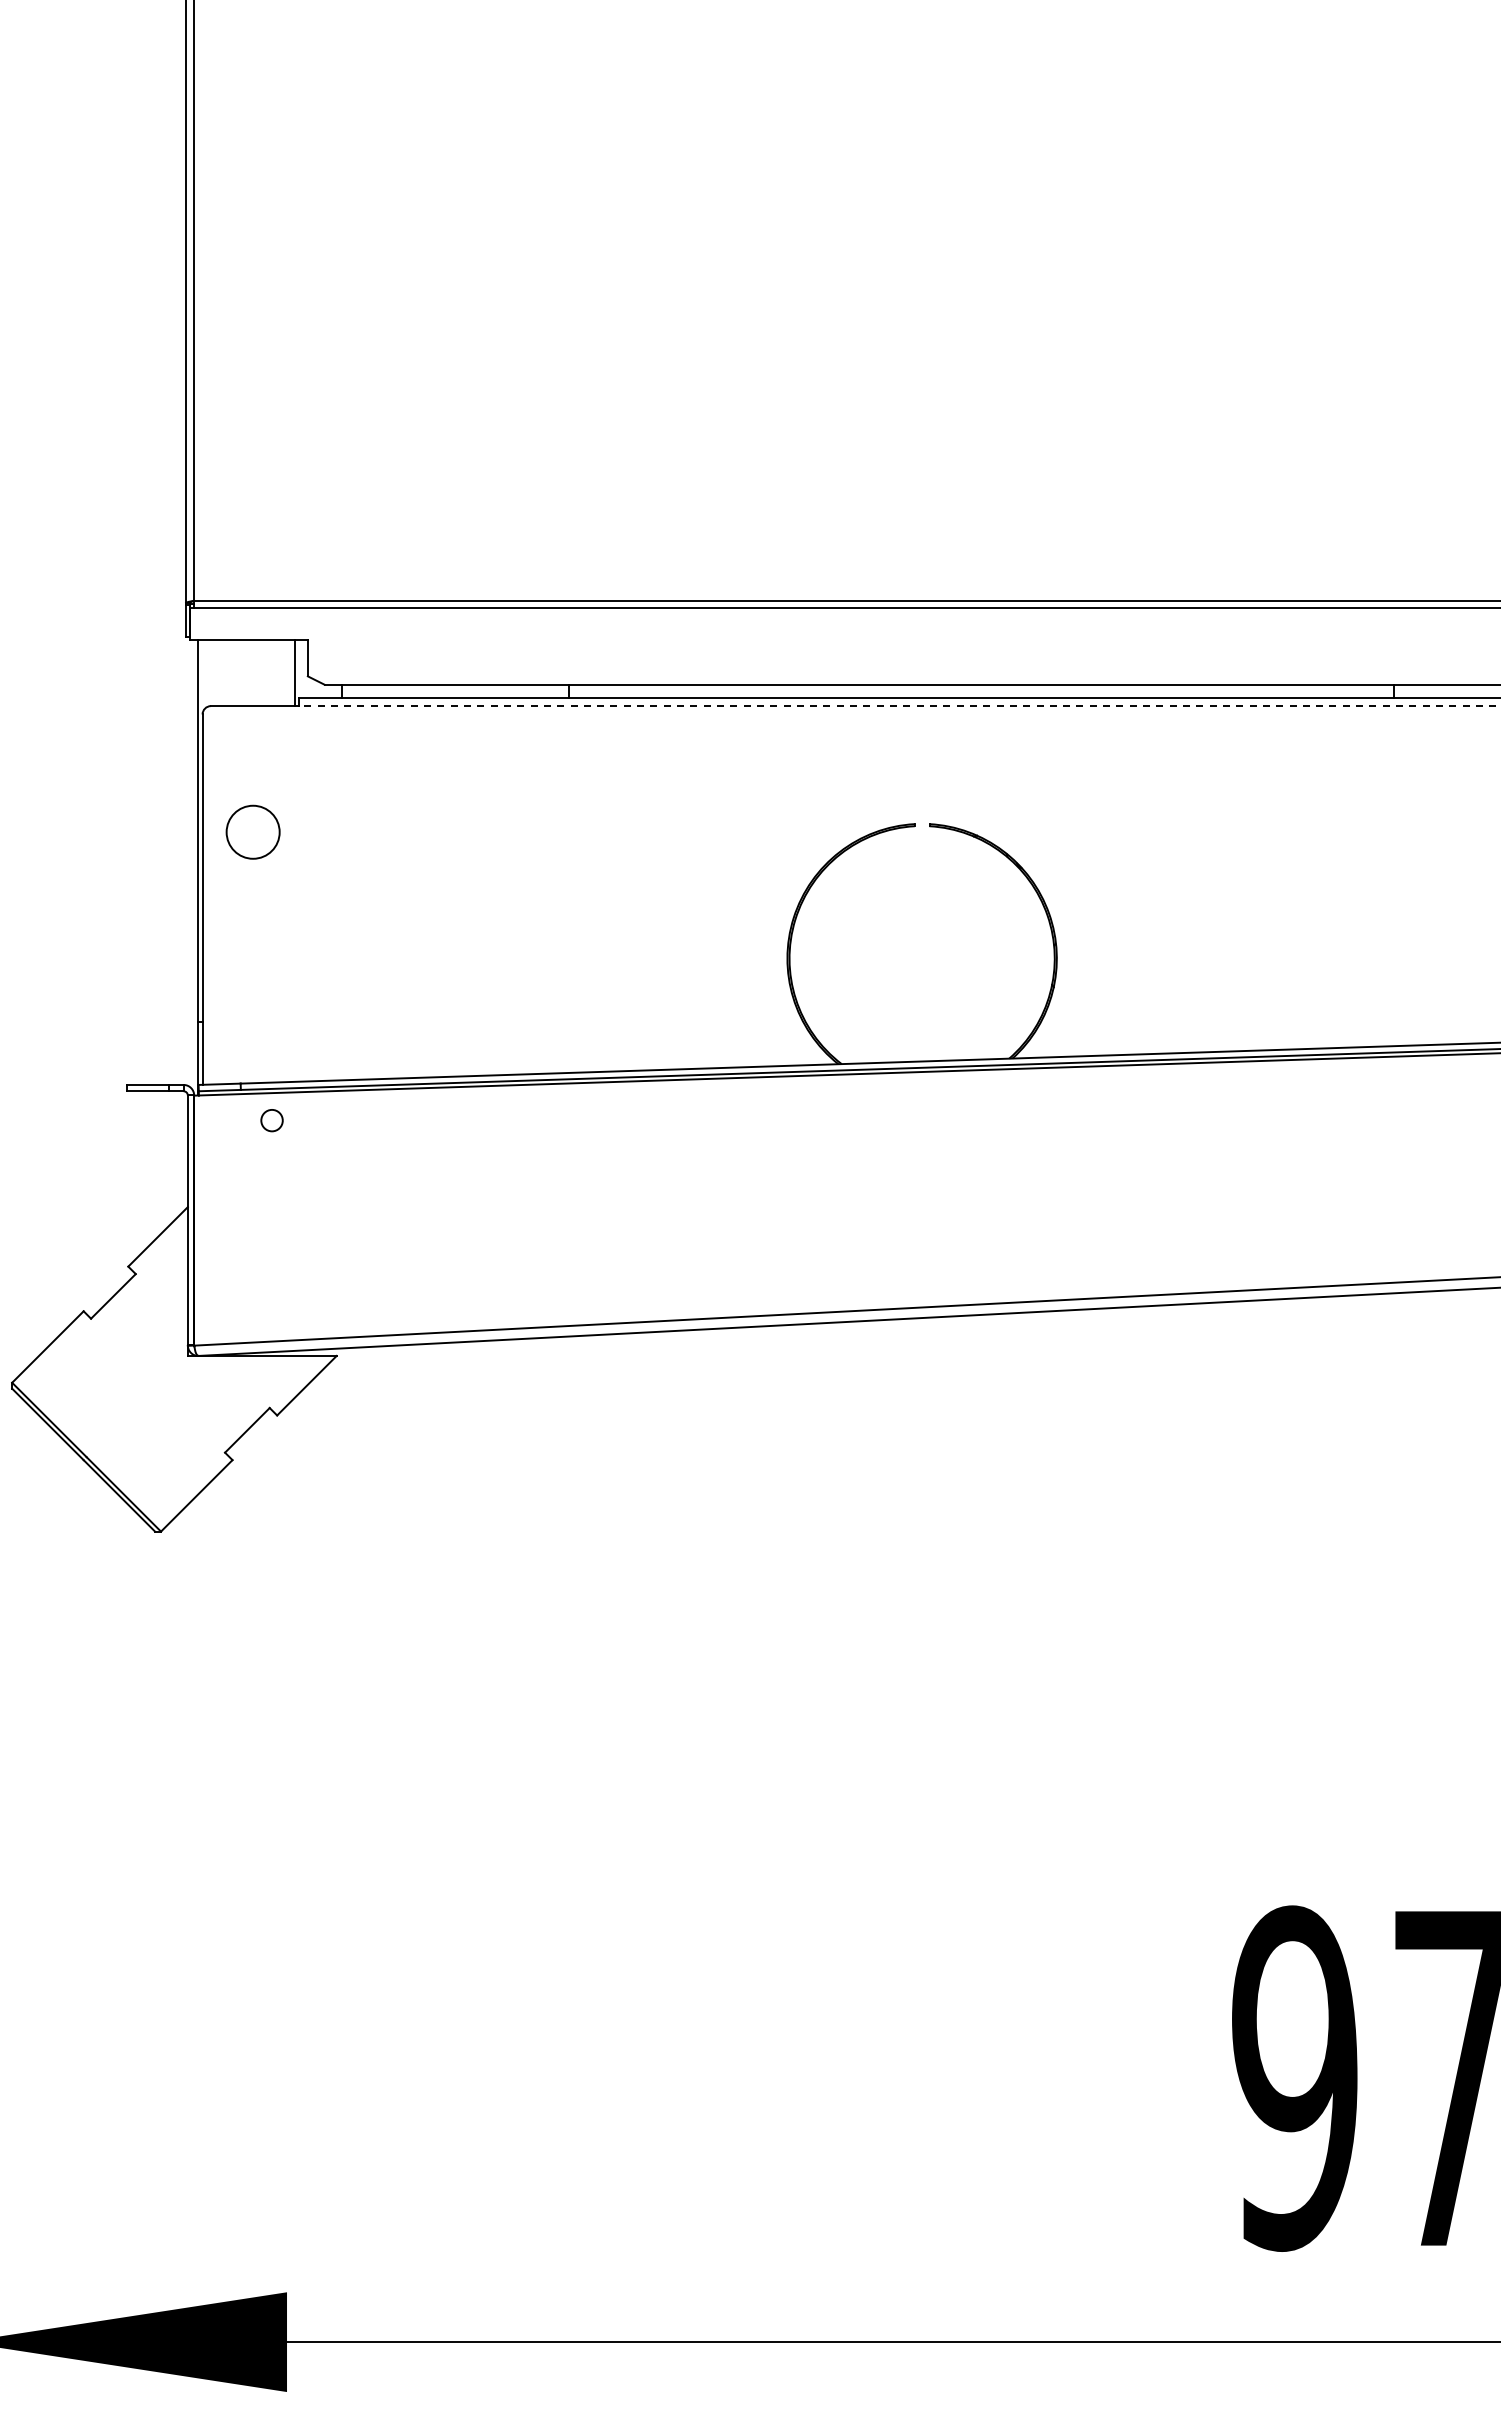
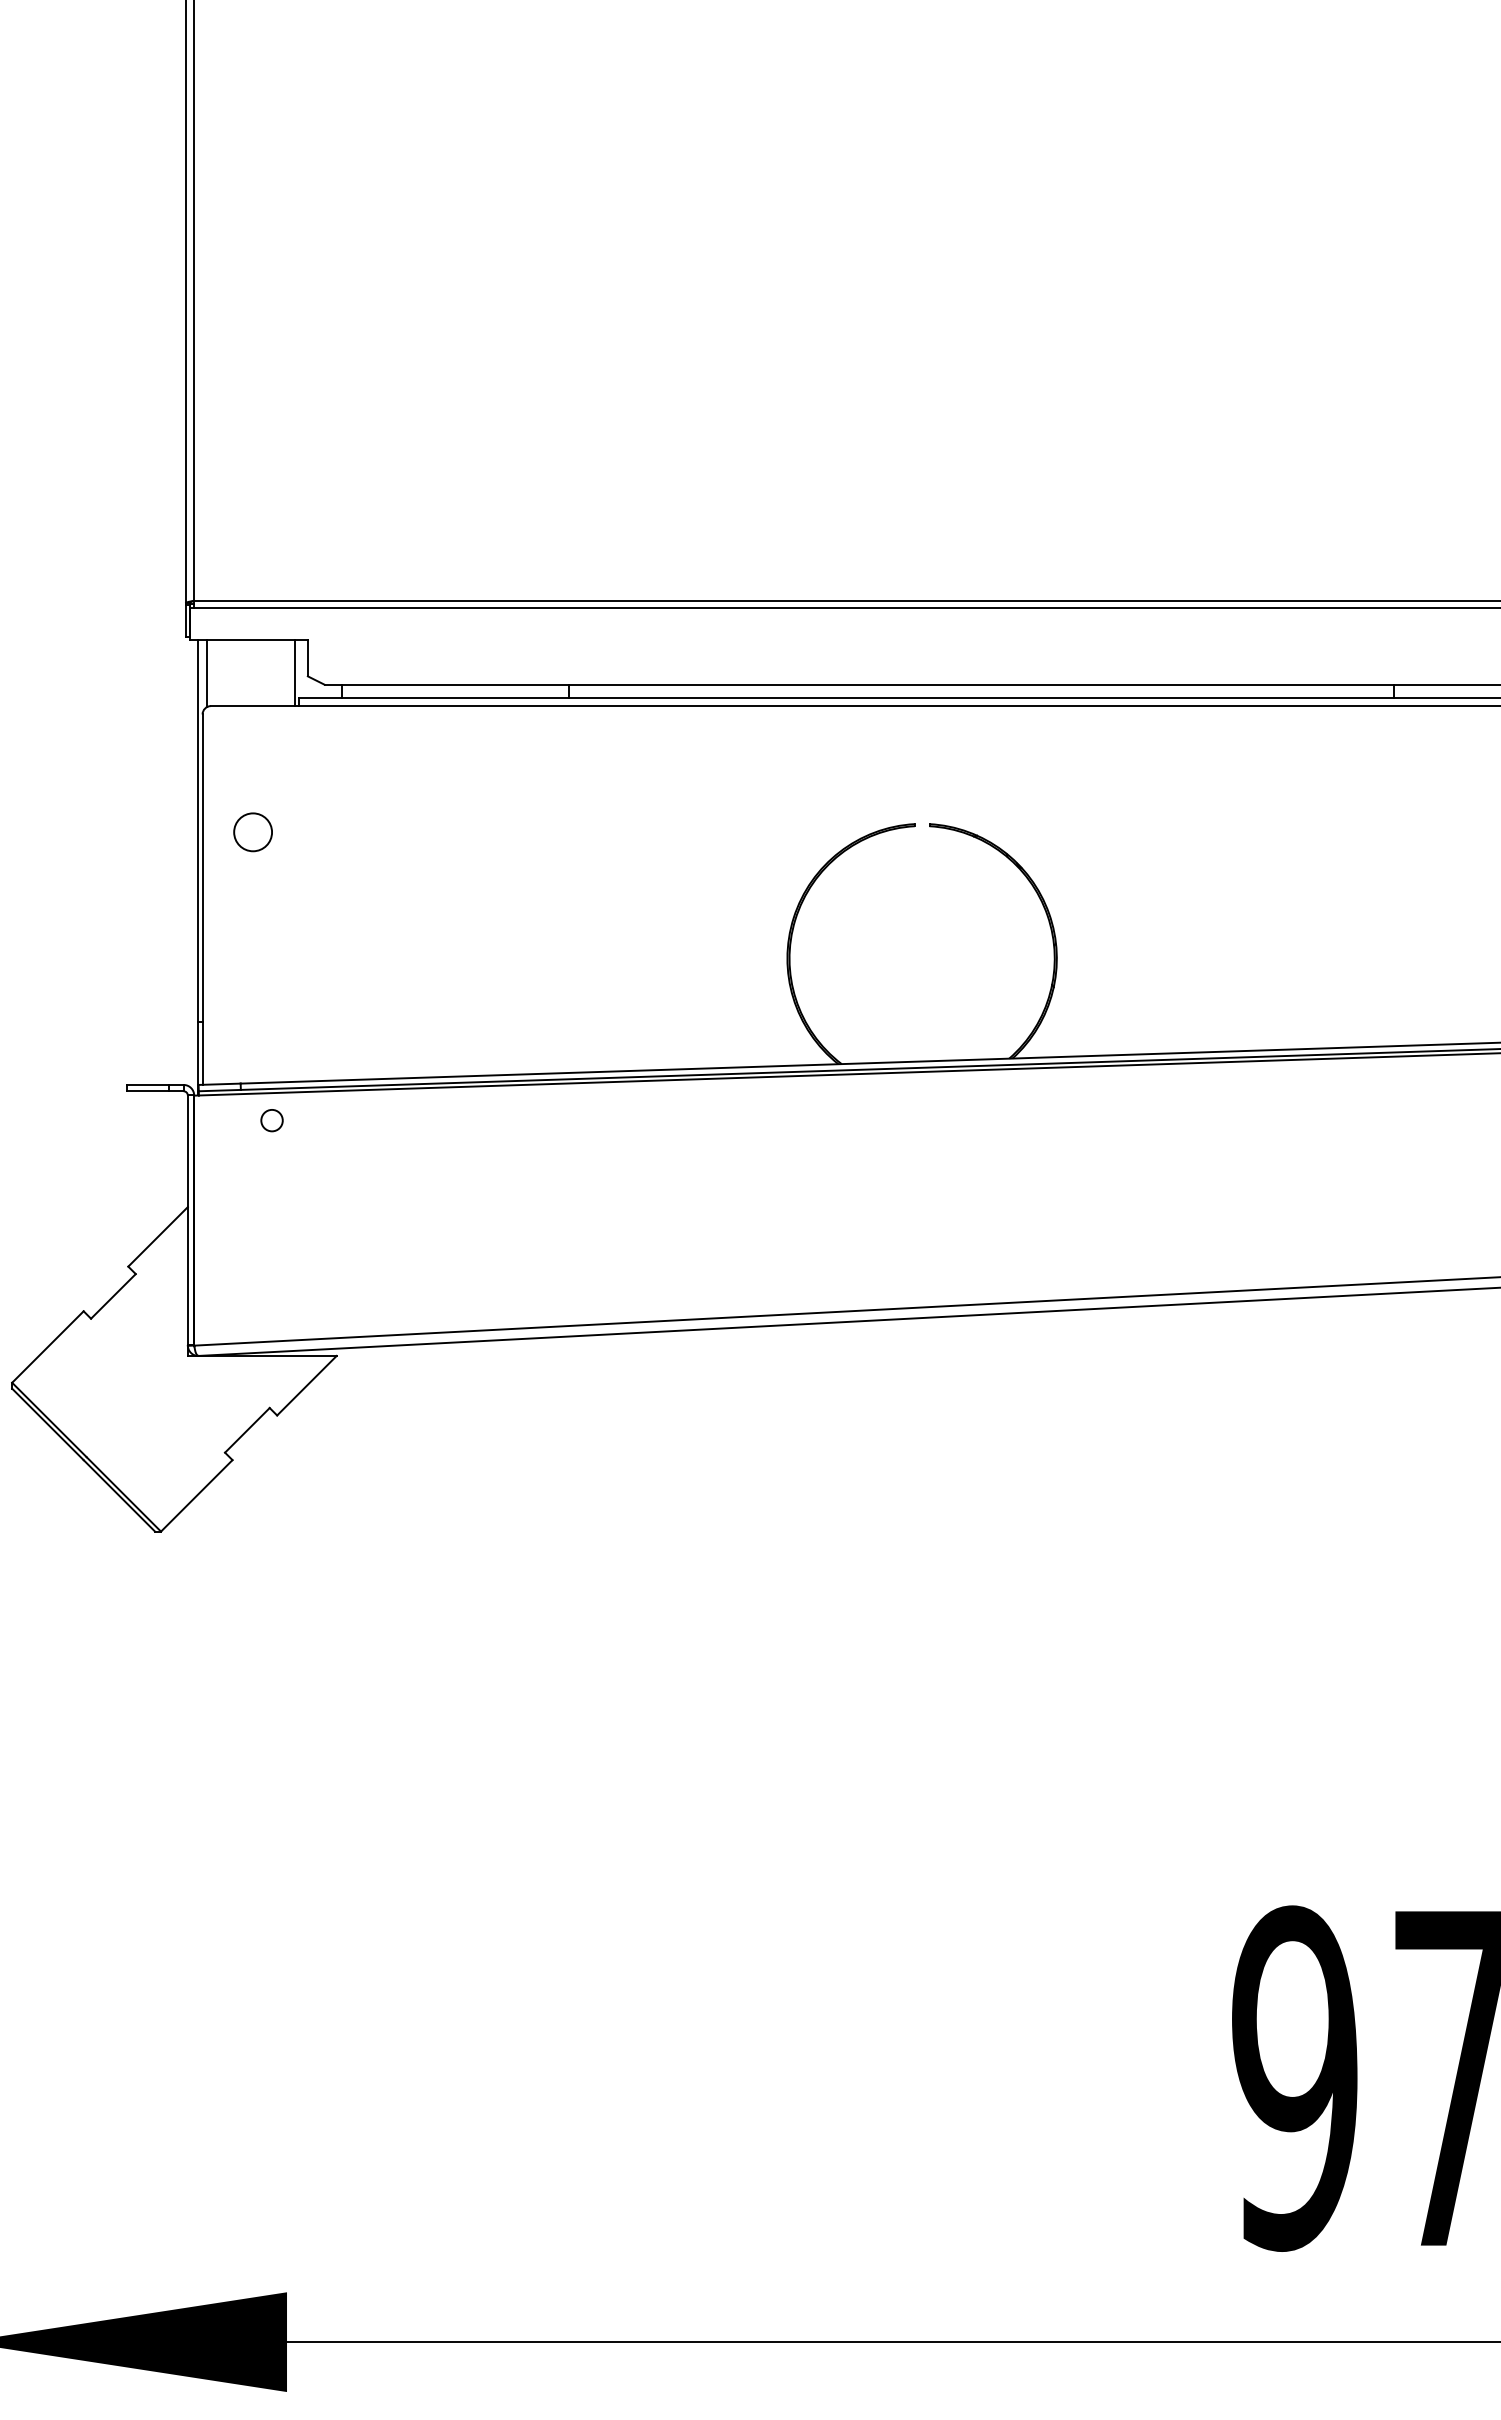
line: none -> present (206, 673)
line: dashed -> solid (899, 706)
circle size: 56x56 px -> 40x41 px (252, 832)
